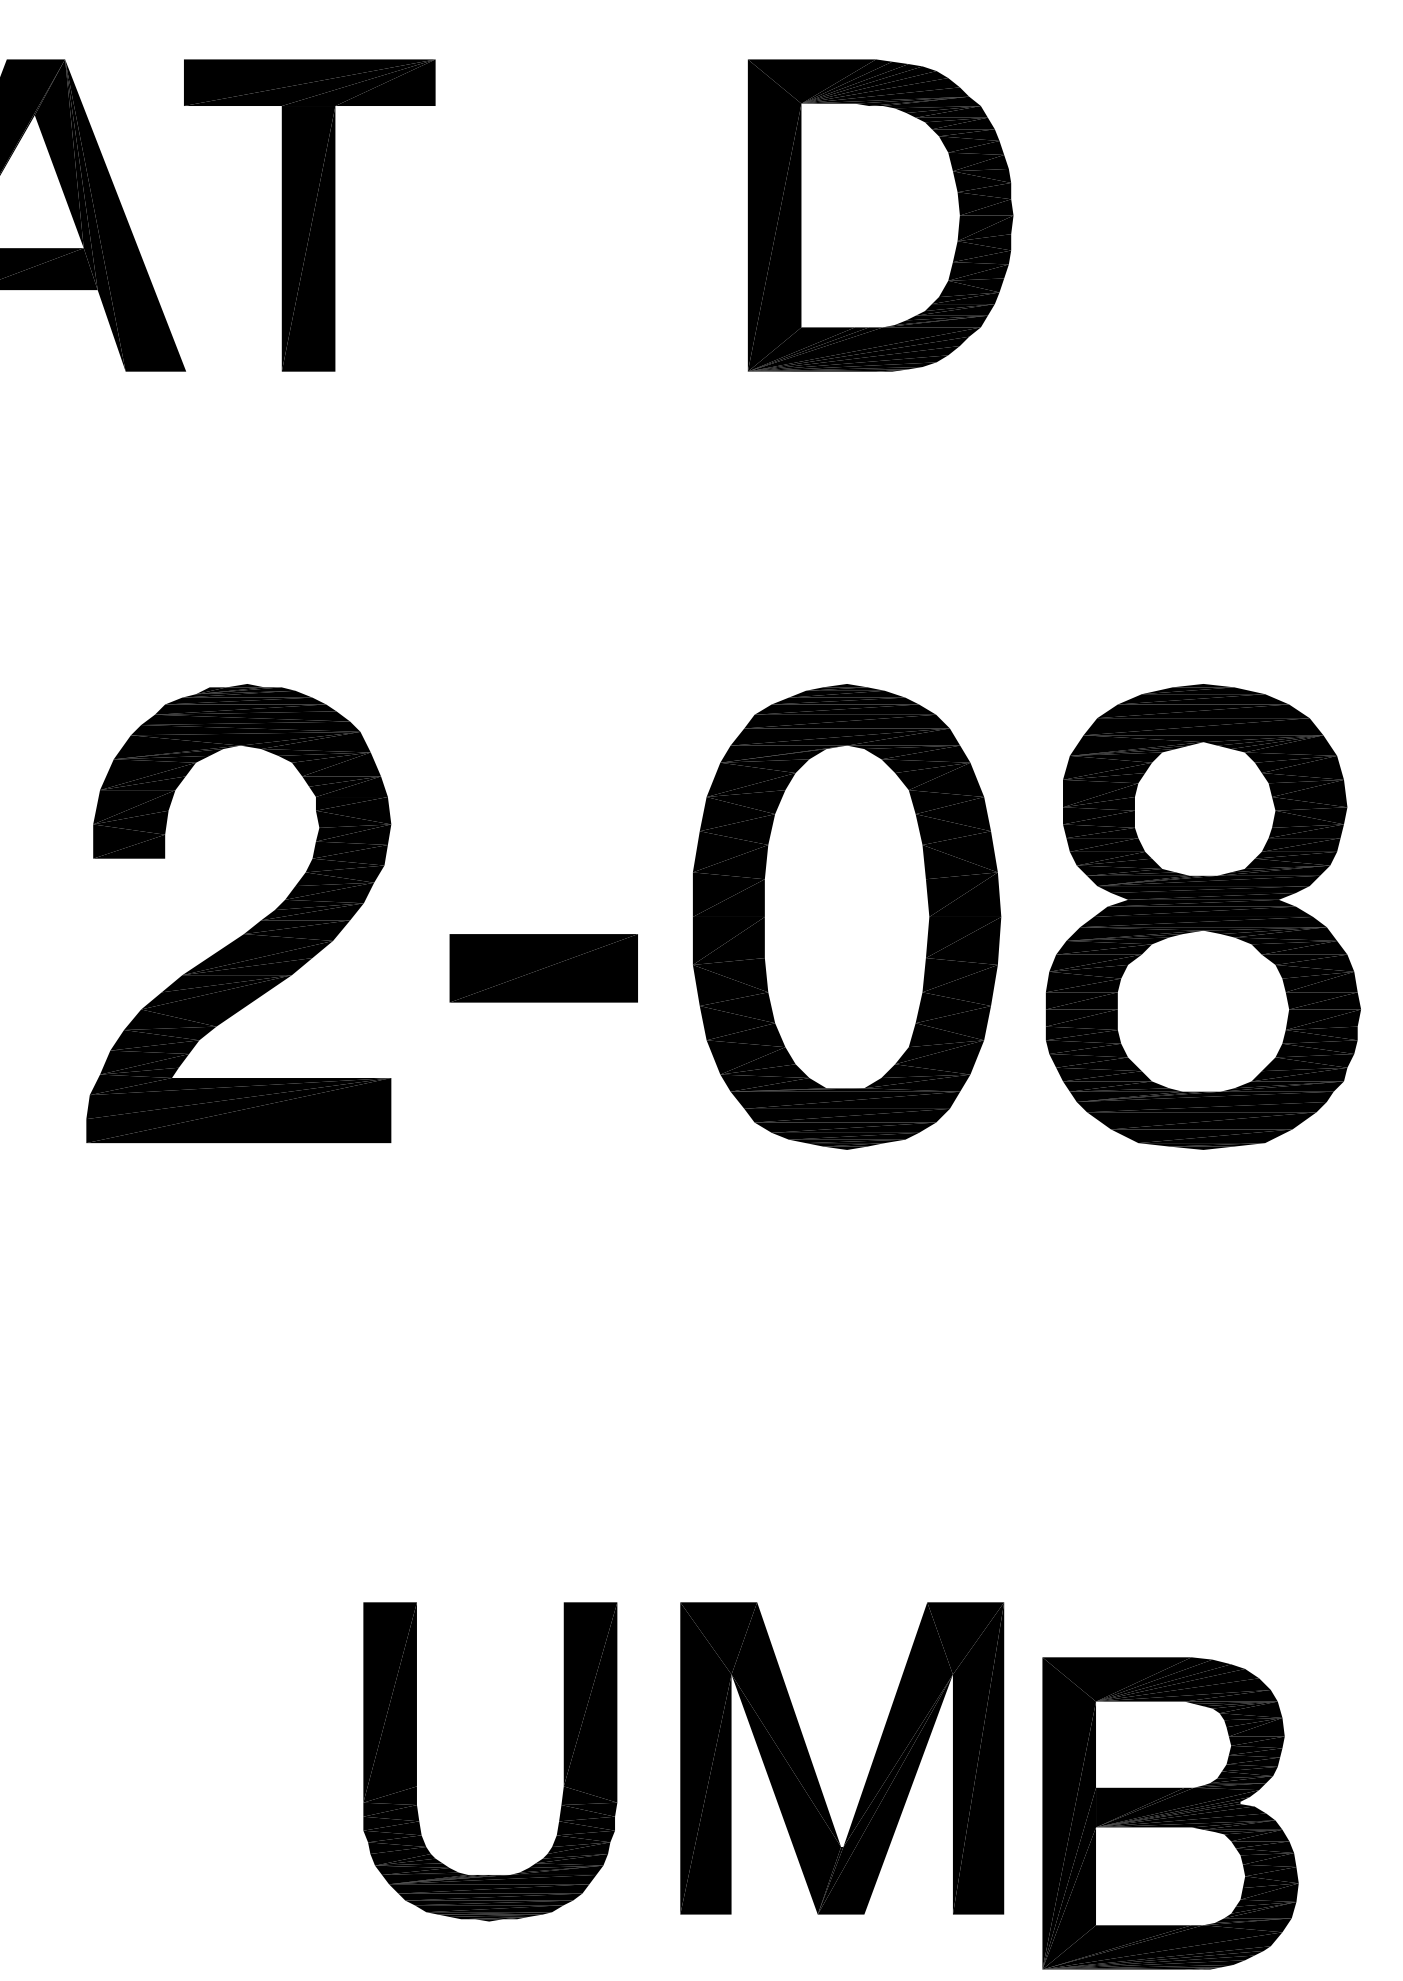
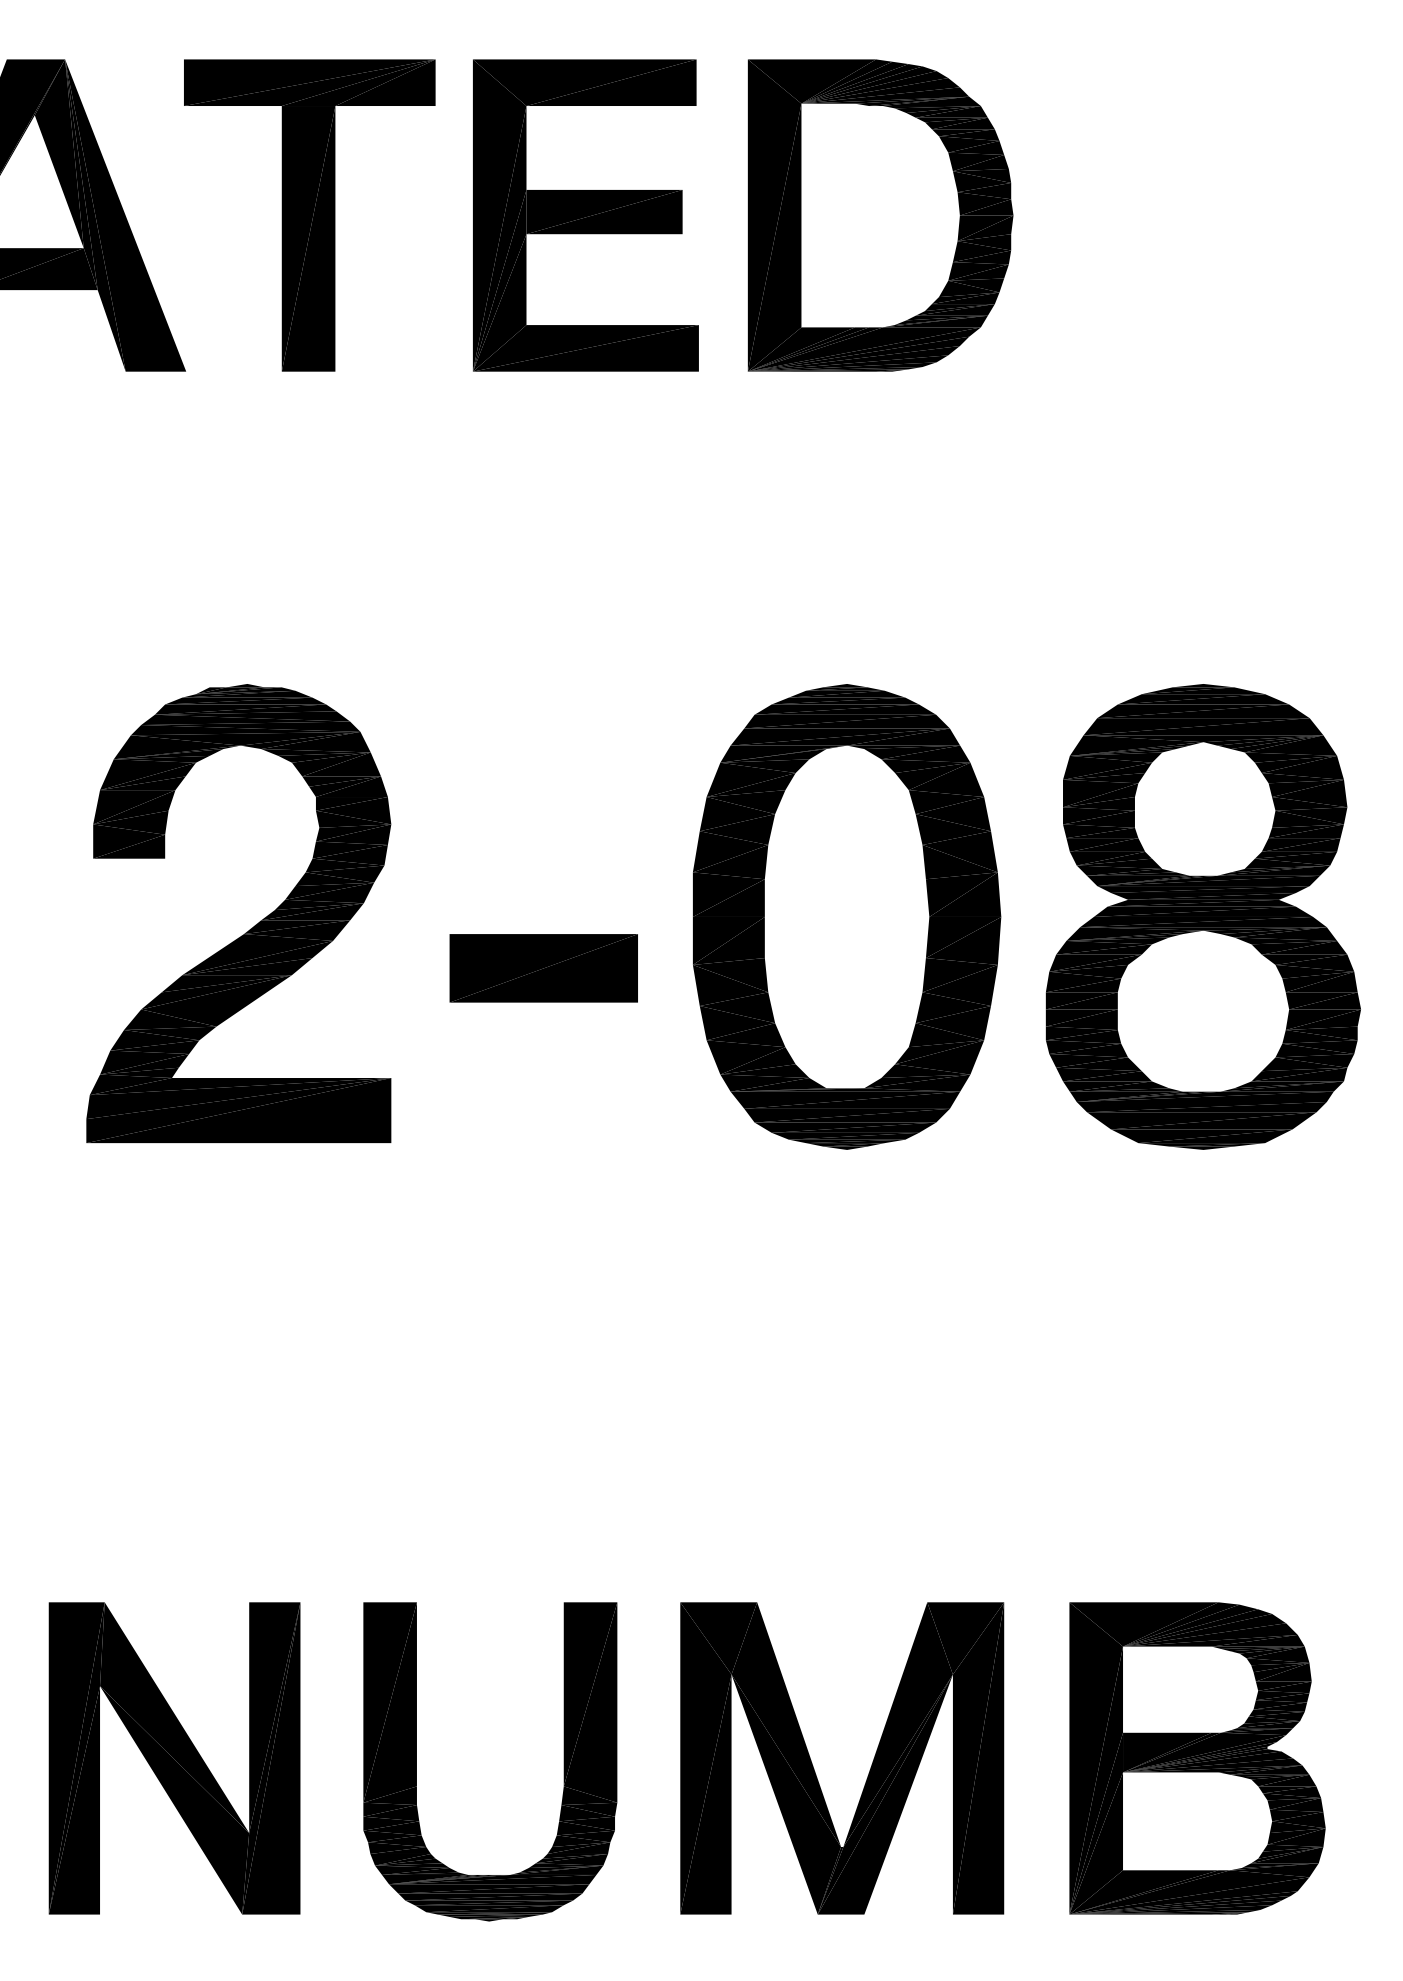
part: none -> present (585, 215)
part: none -> present (174, 1758)
part position: (1170, 1813) -> (1197, 1758) (1197, 1758)
